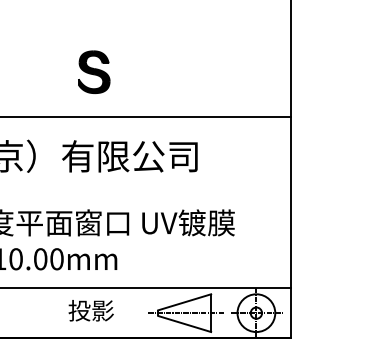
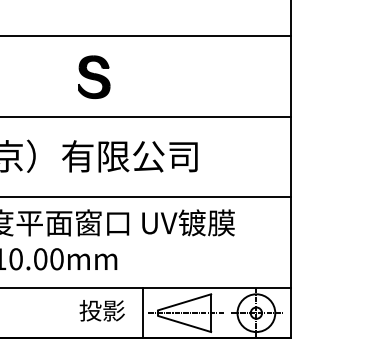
line: none -> present (146, 36)
part position: (94, 71) -> (94, 76) (94, 76)
line: none -> present (146, 197)
text position: (90, 310) -> (101, 310) (101, 310)
line: none -> present (143, 312)
